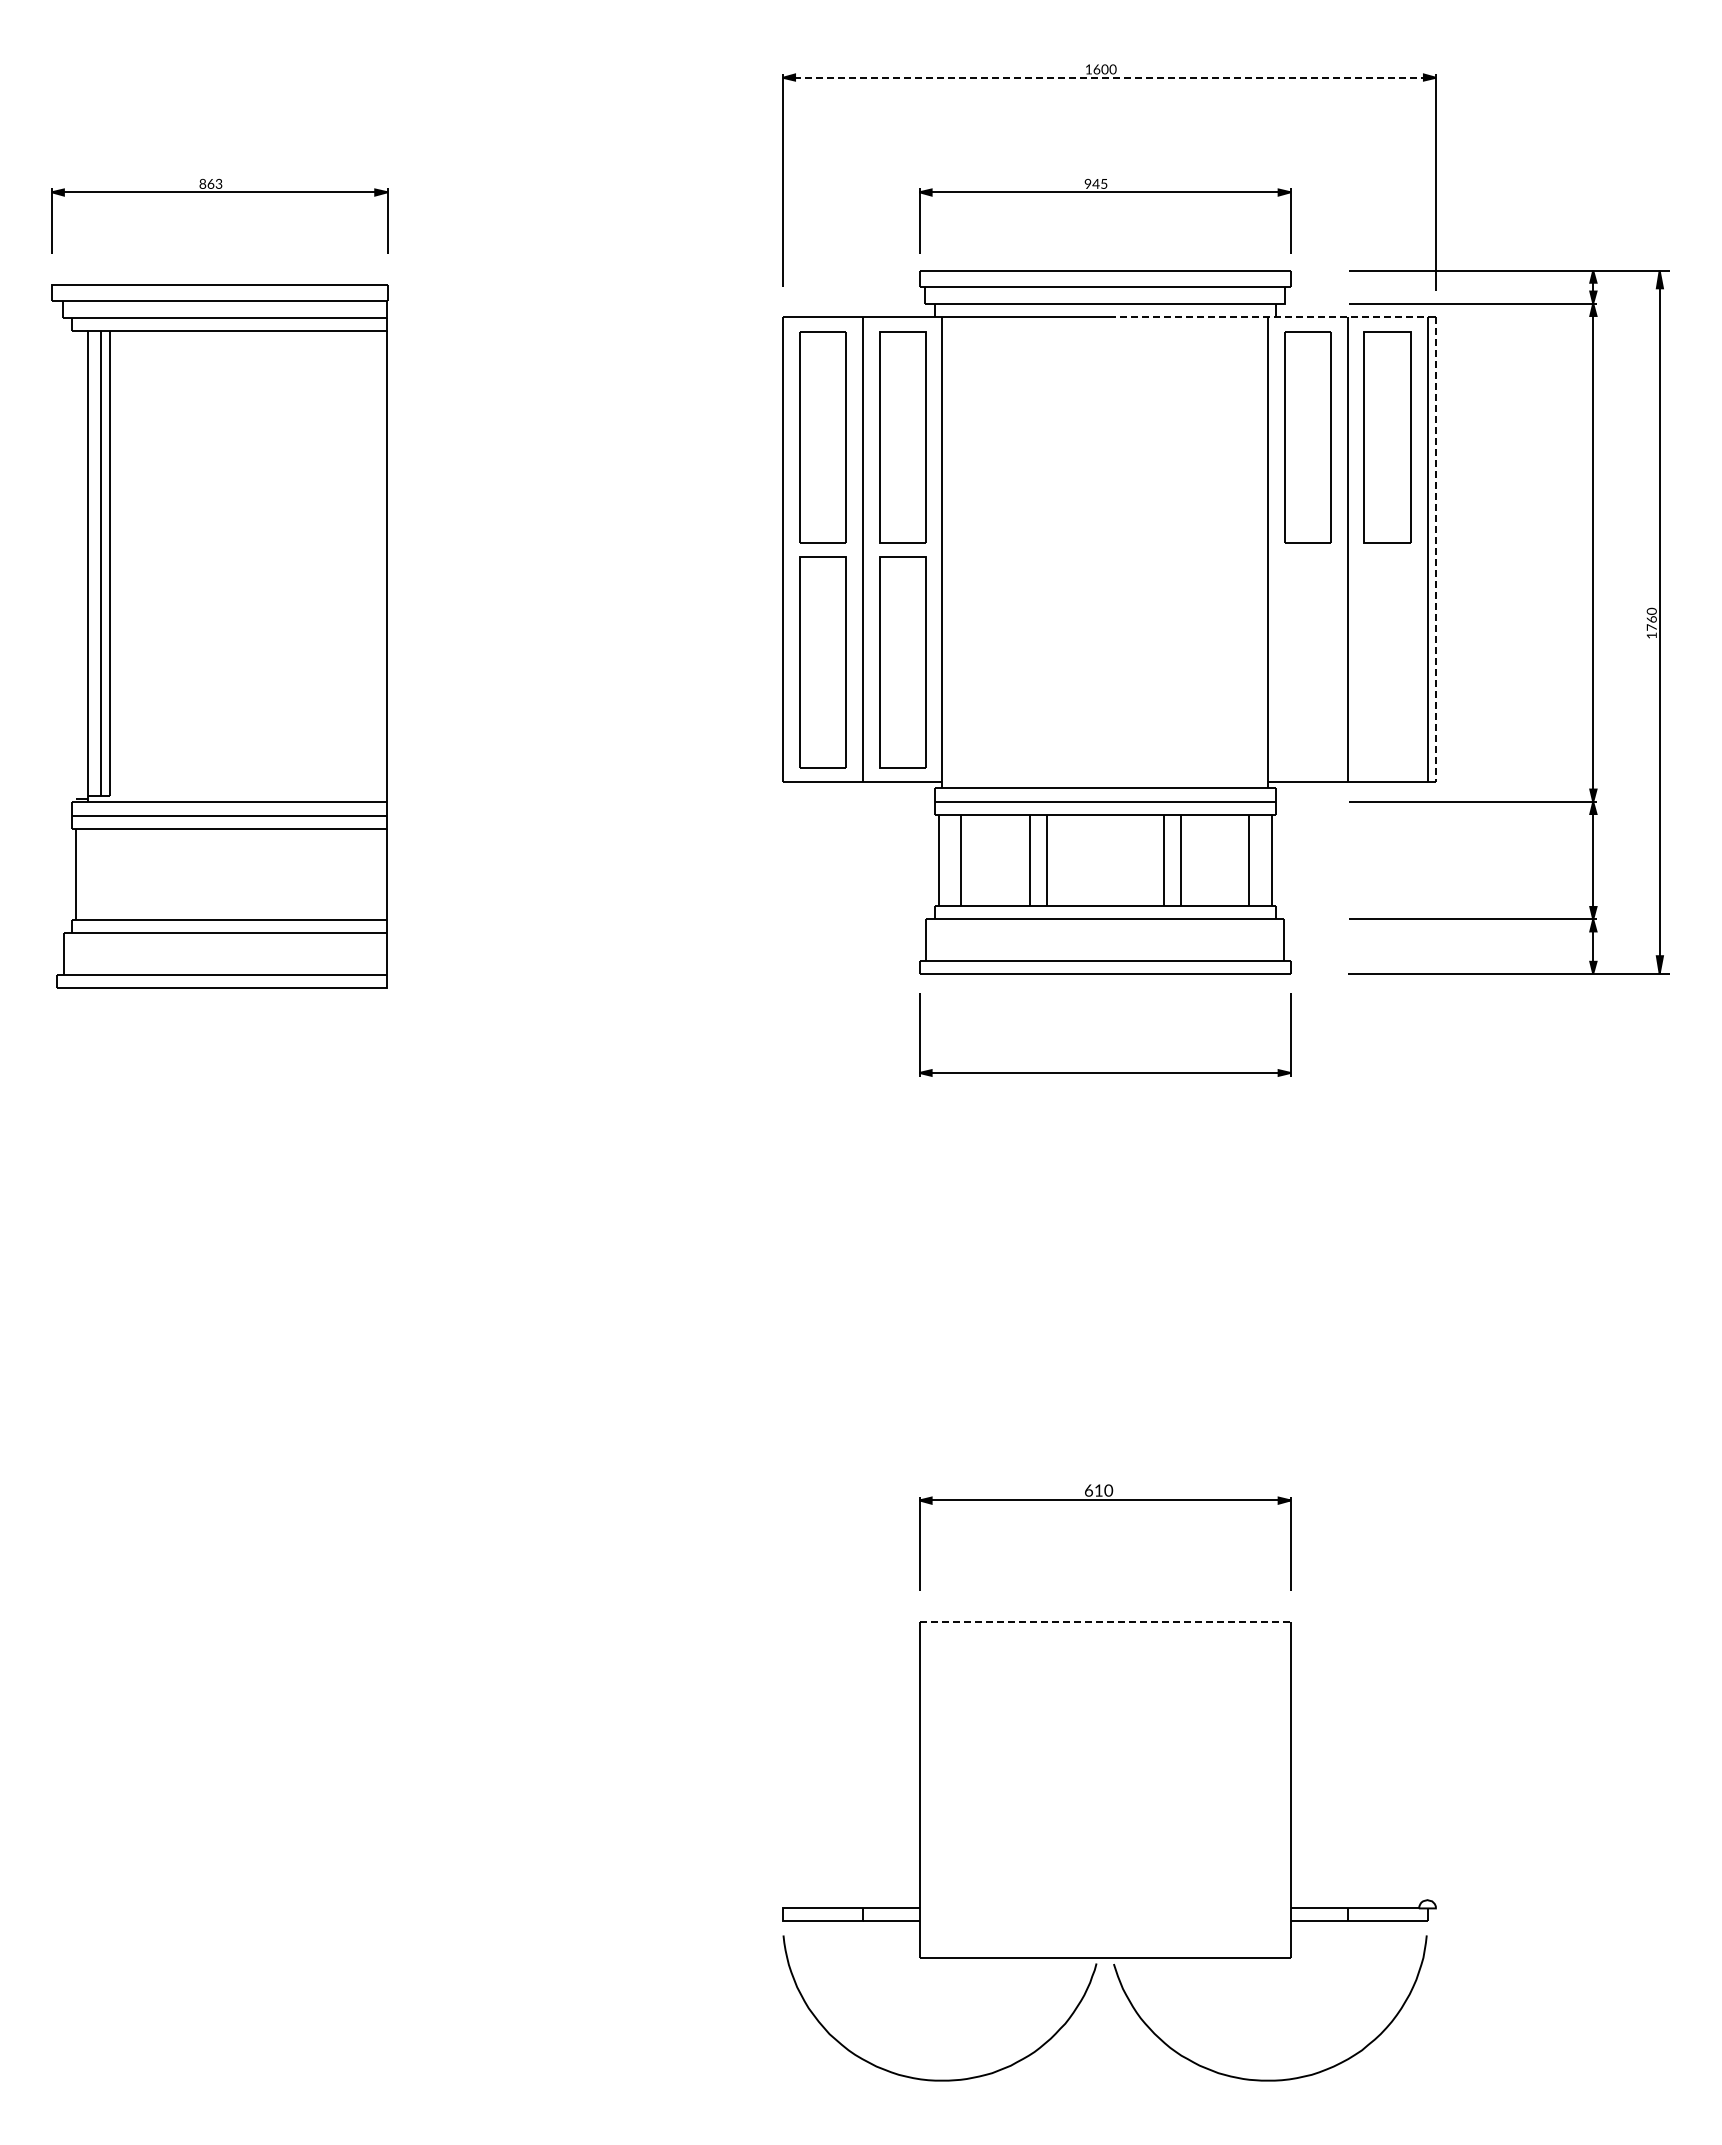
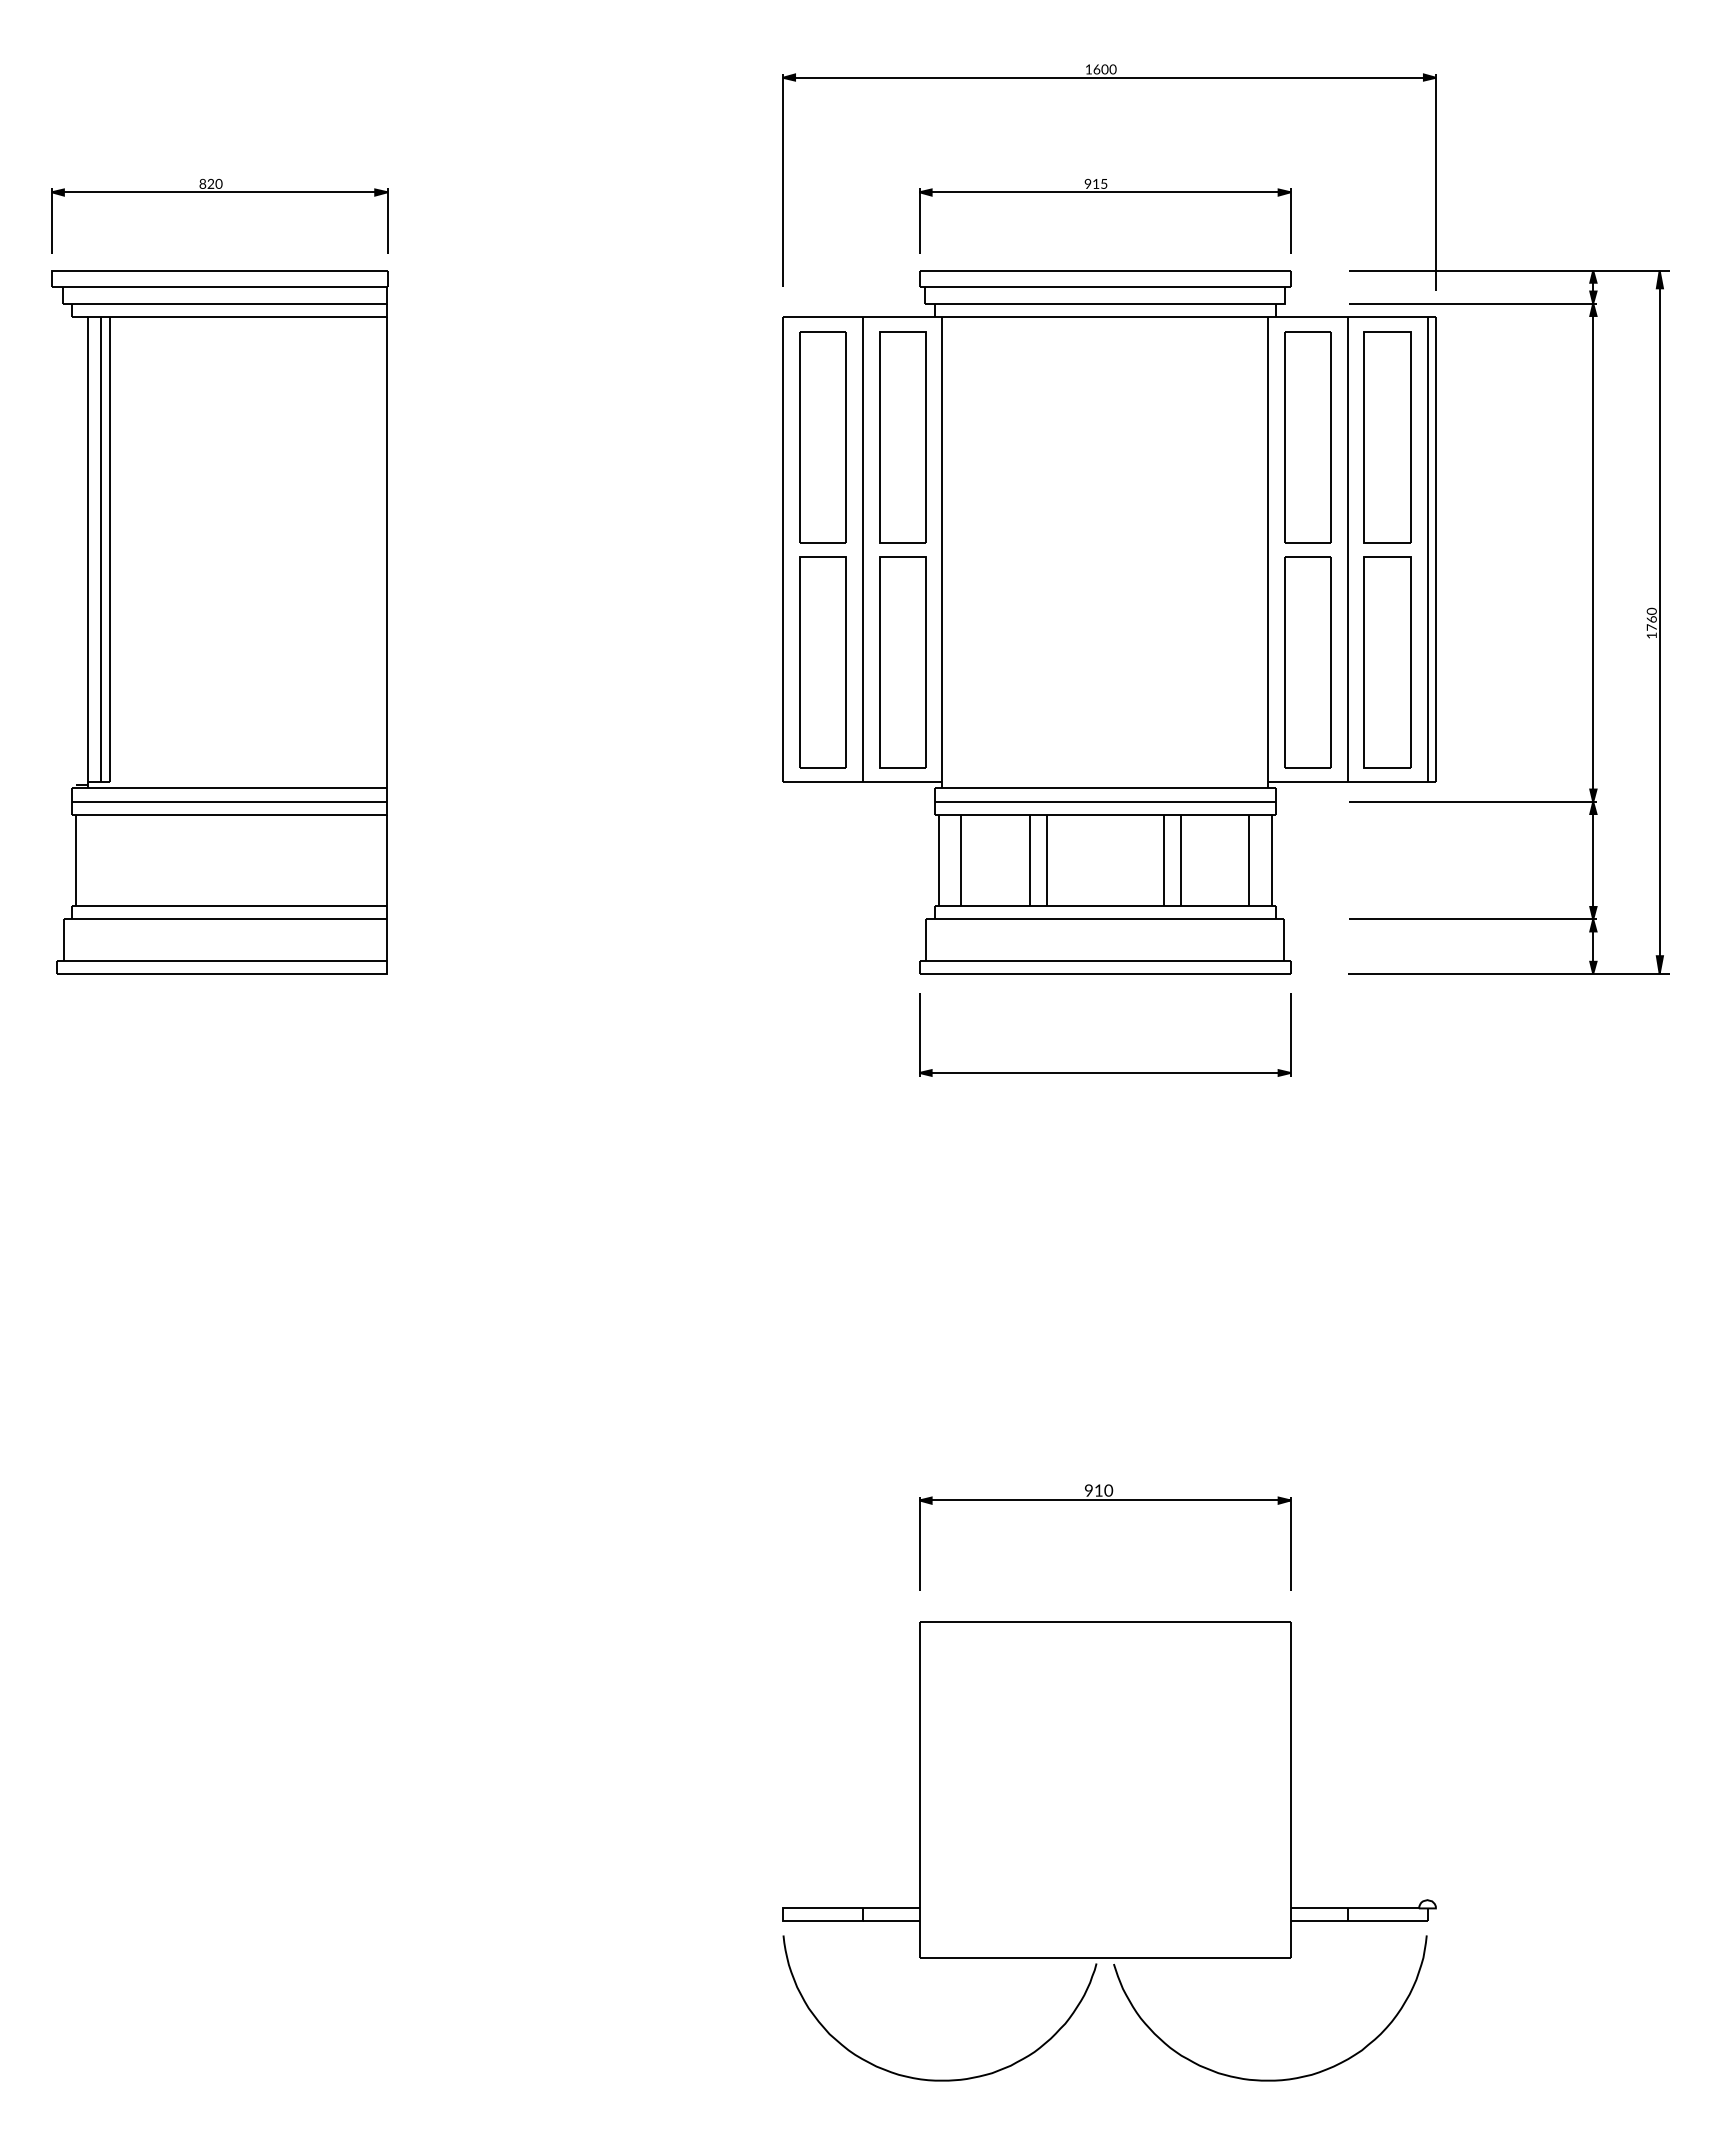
line: dashed -> solid (1109, 77)
text: 863 -> 820 (214, 183)
text: 945 -> 915 (1095, 183)
line: dashed -> solid (1268, 317)
line: dashed -> solid (1435, 549)
part position: (219, 636) -> (219, 622) (219, 622)
part: none -> present (1307, 662)
part: none -> present (1387, 662)
text: 610 -> 910 (1088, 1490)
line: dashed -> solid (1105, 1622)
